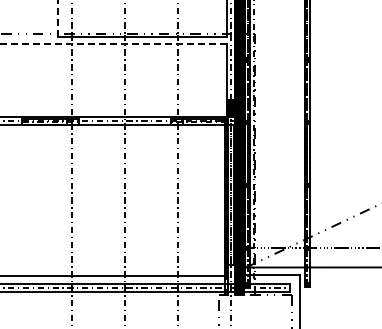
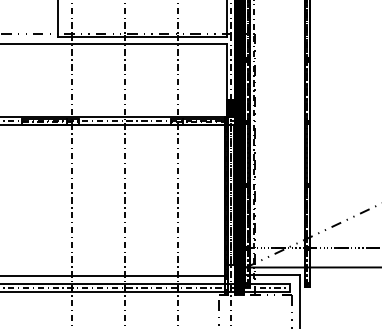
line: dashed -> solid (57, 18)
line: dashed -> solid (113, 44)
